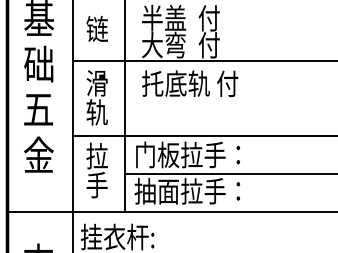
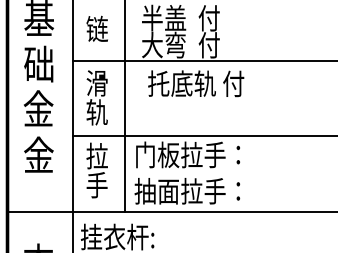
text position: (190, 83) -> (196, 83) (196, 83)
text: 五 -> 金 (38, 108)
line: present -> none (229, 174)
